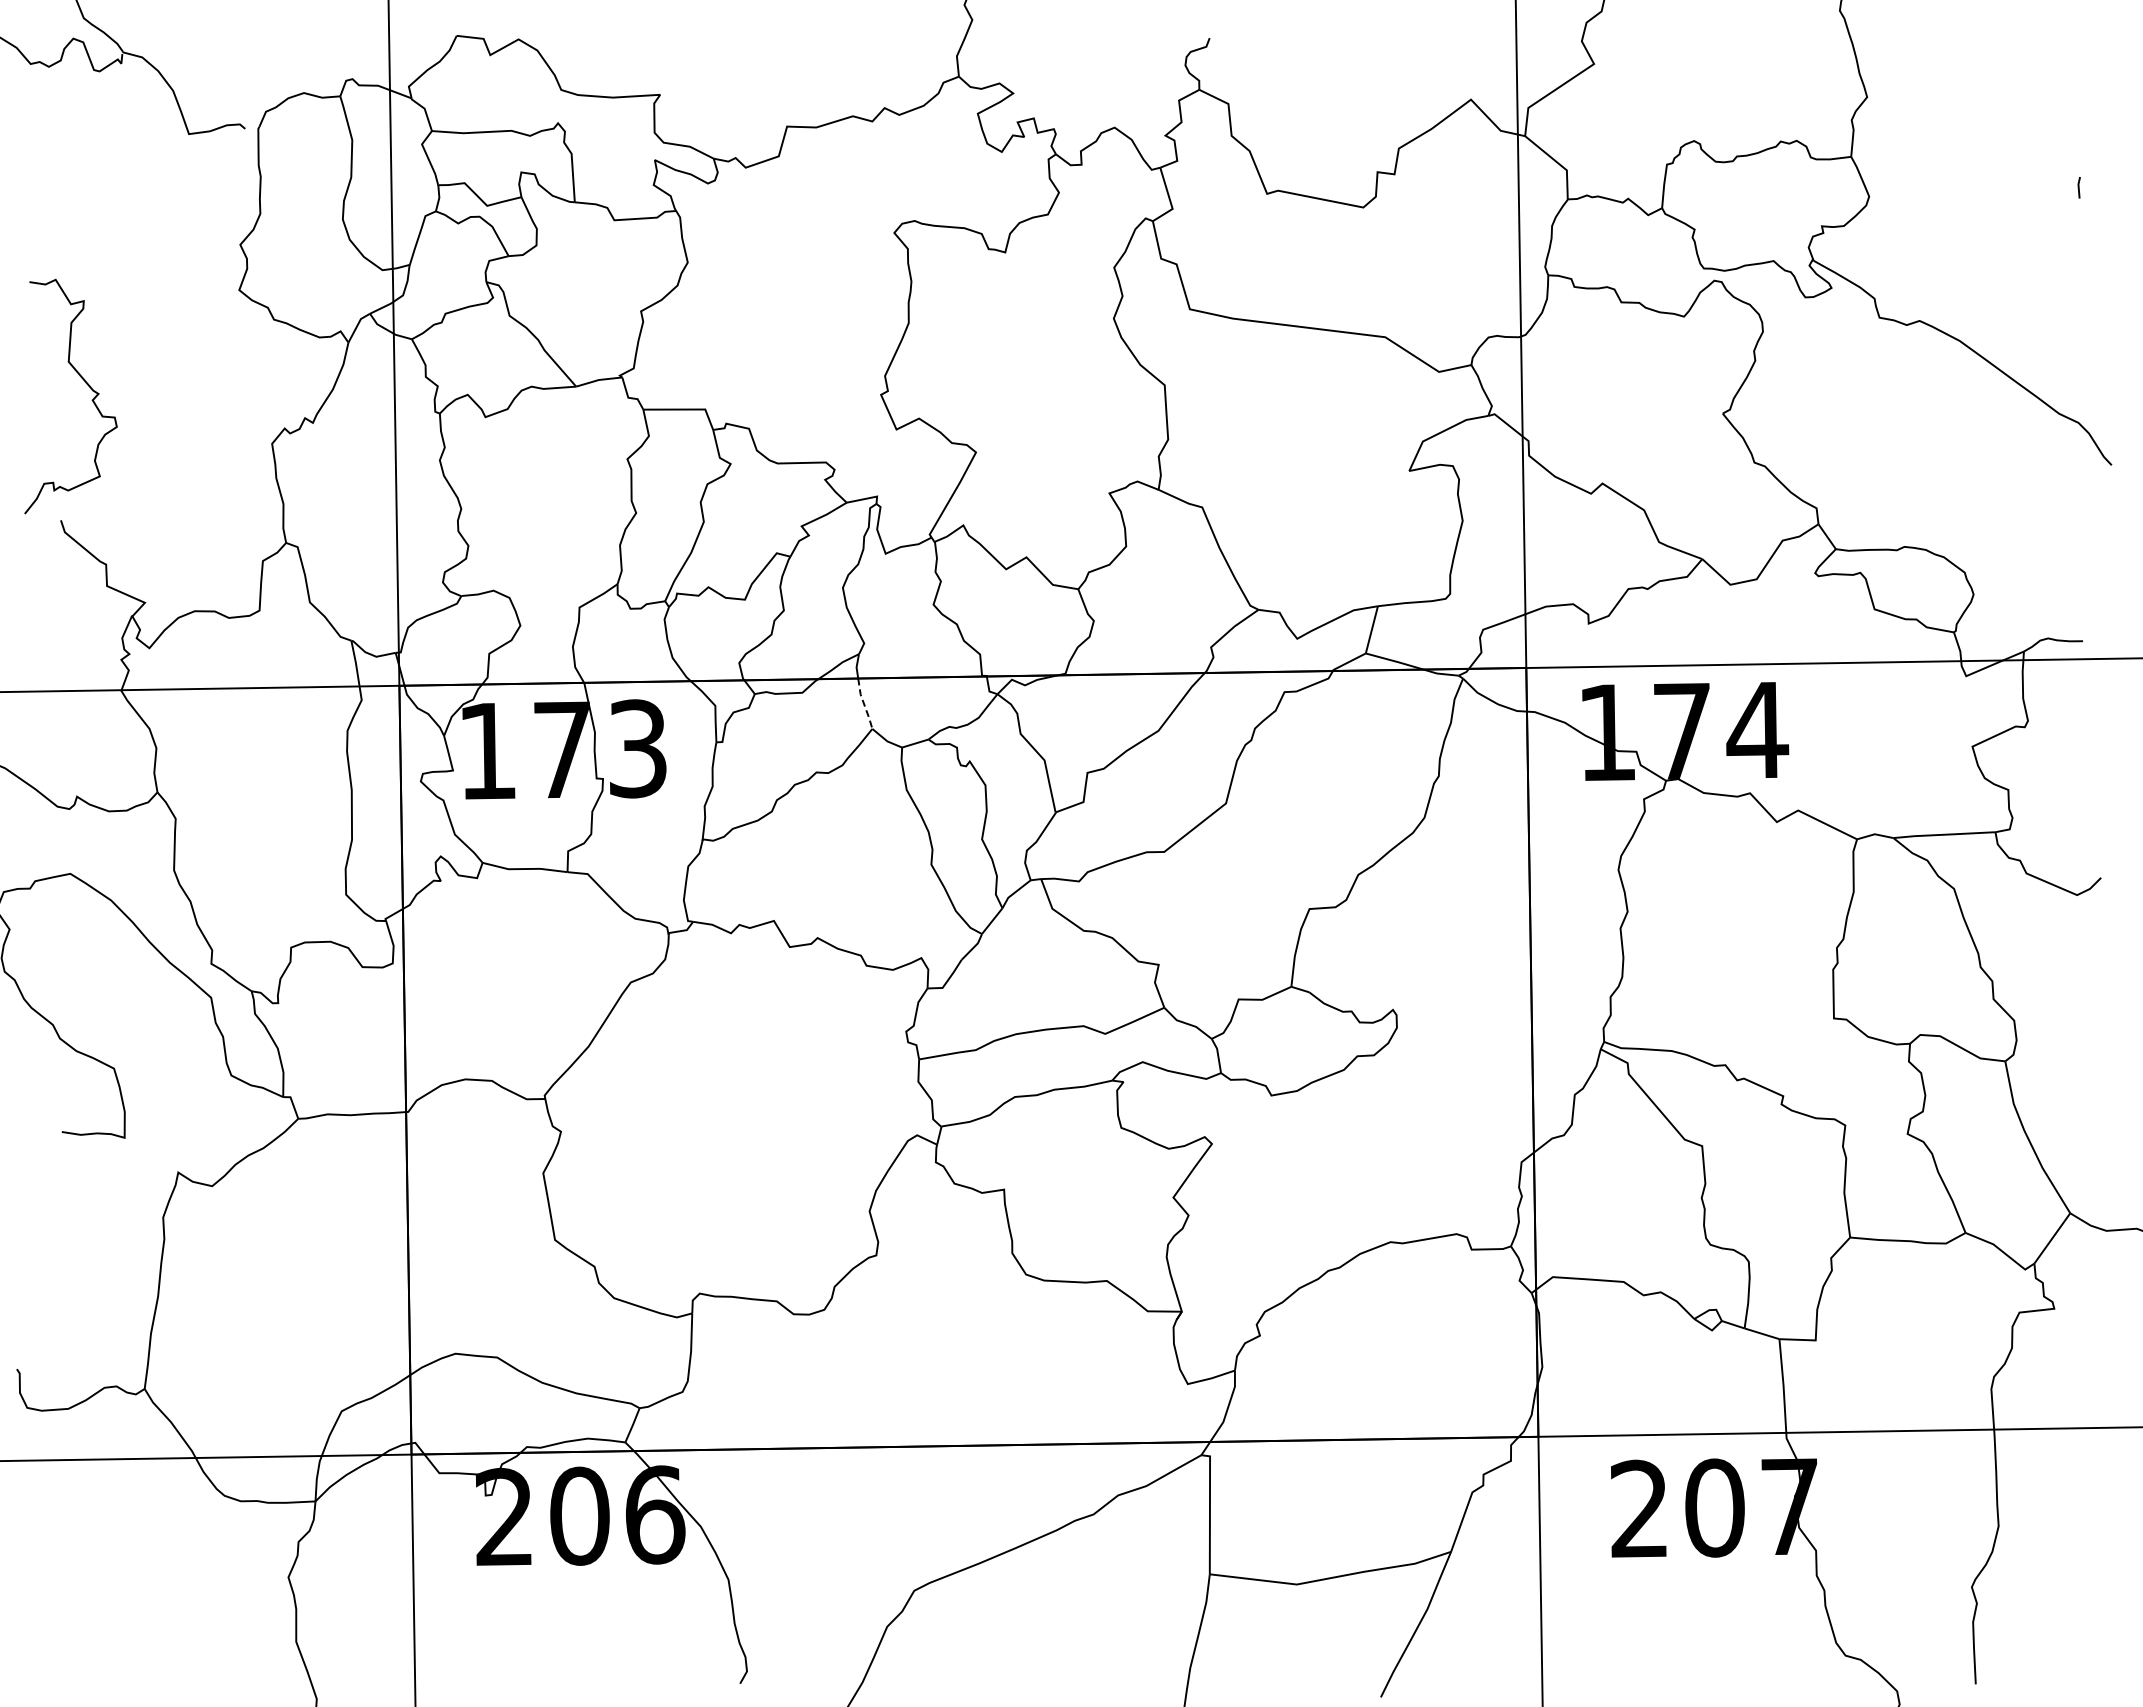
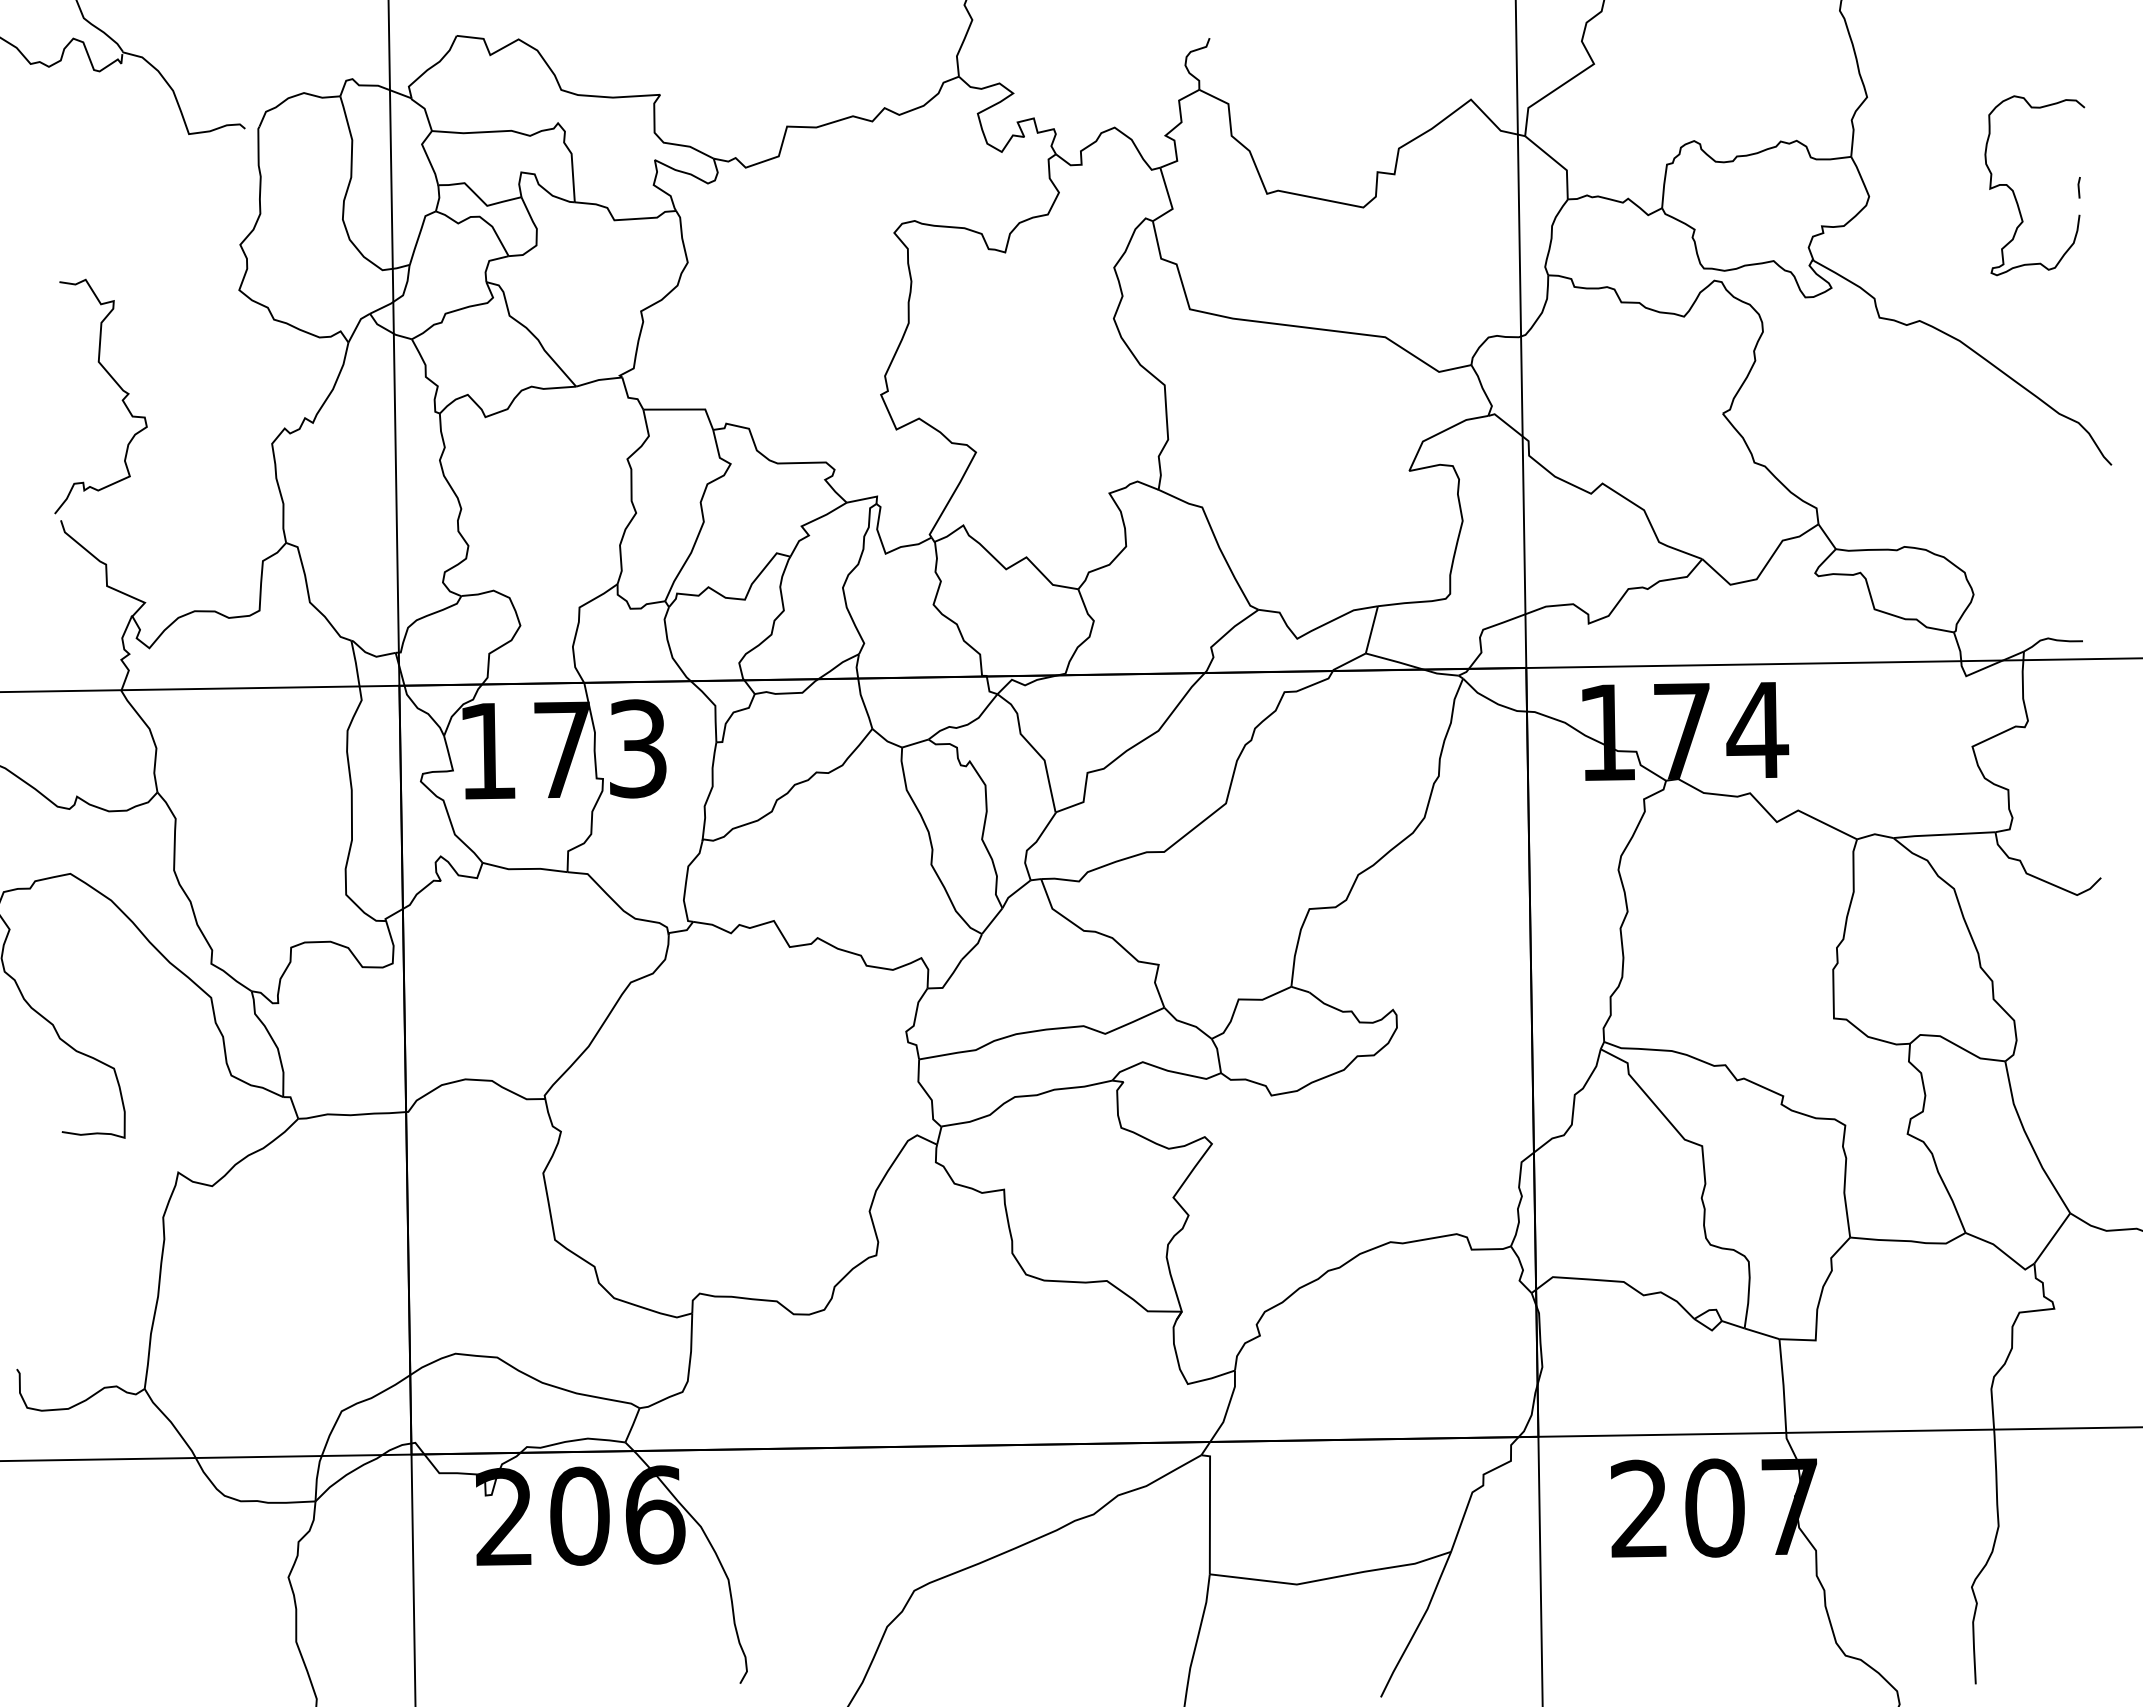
curve: none -> present (2015, 194)
curve position: (85, 383) -> (115, 383) (115, 383)
line: dashed -> solid (864, 703)
